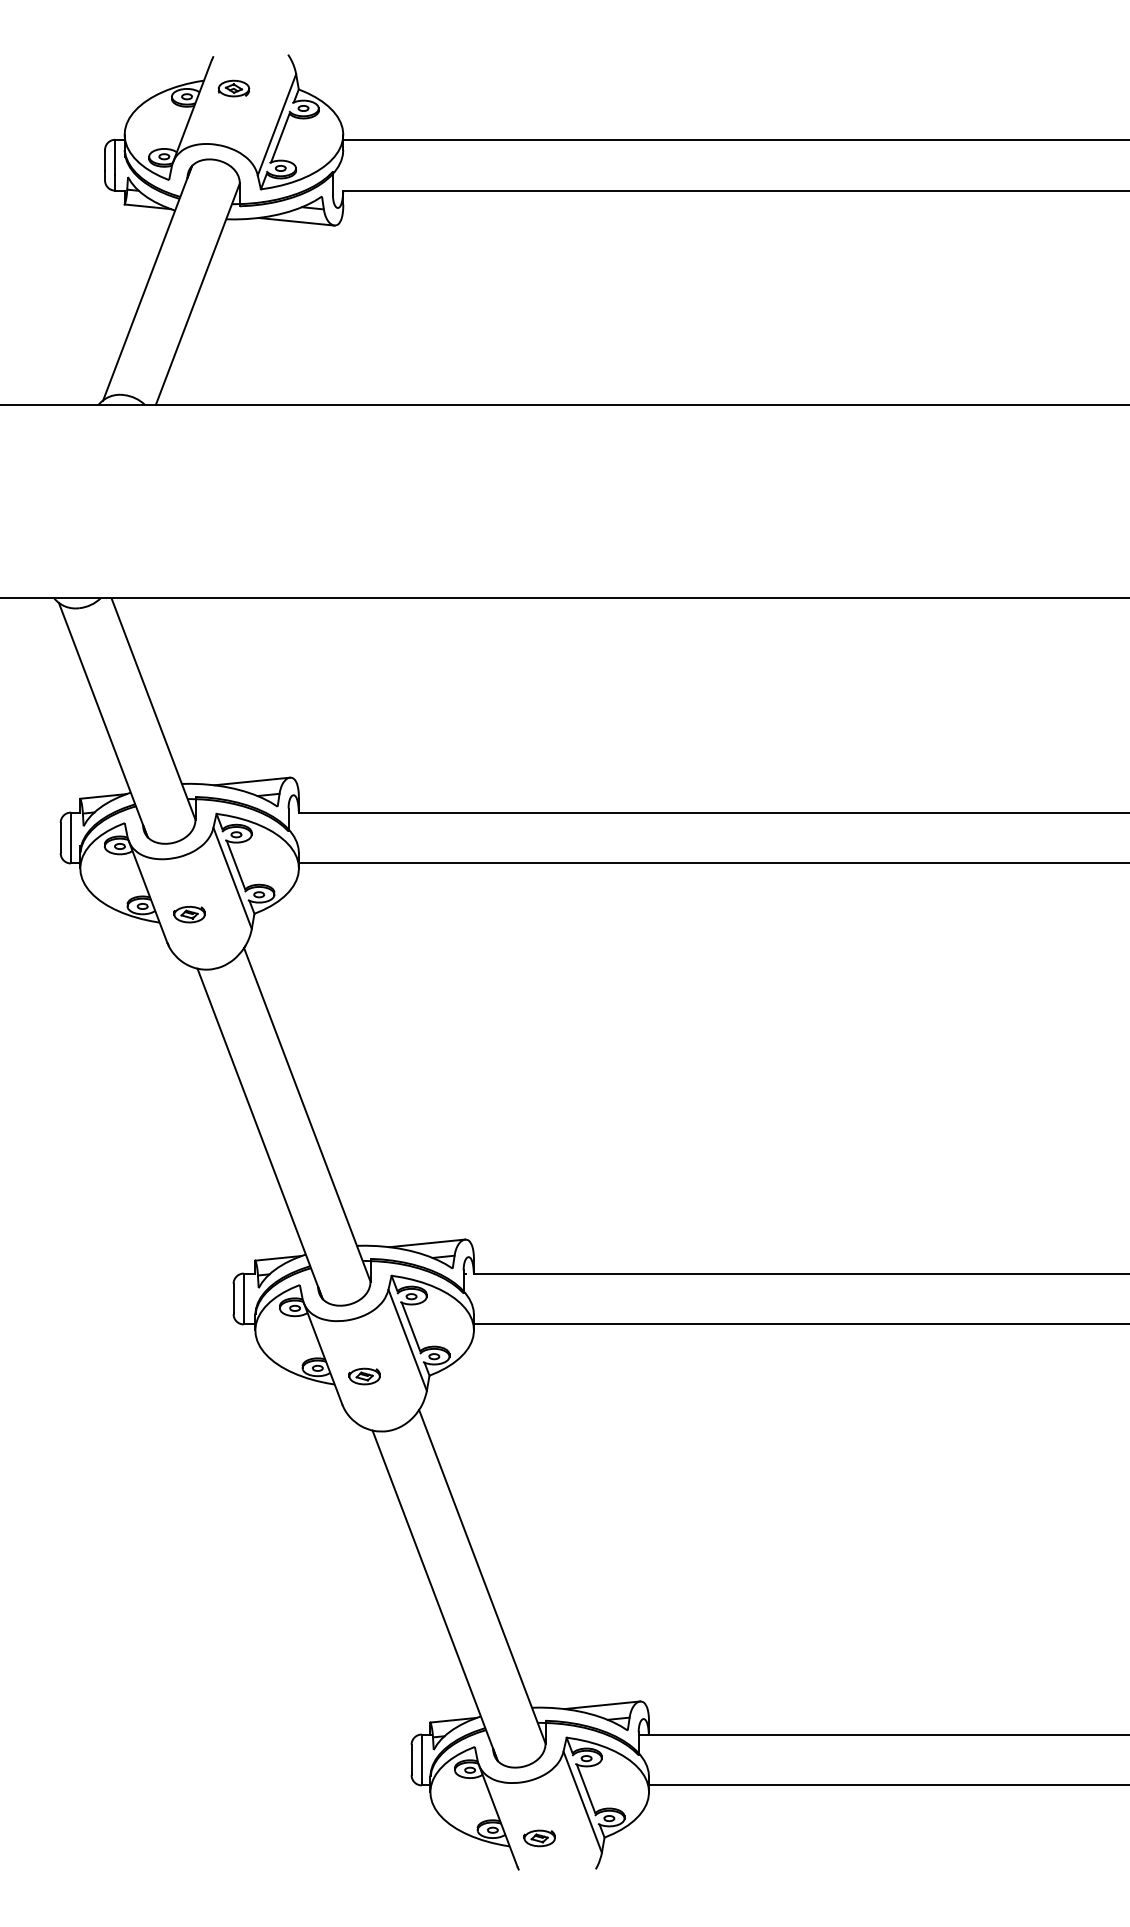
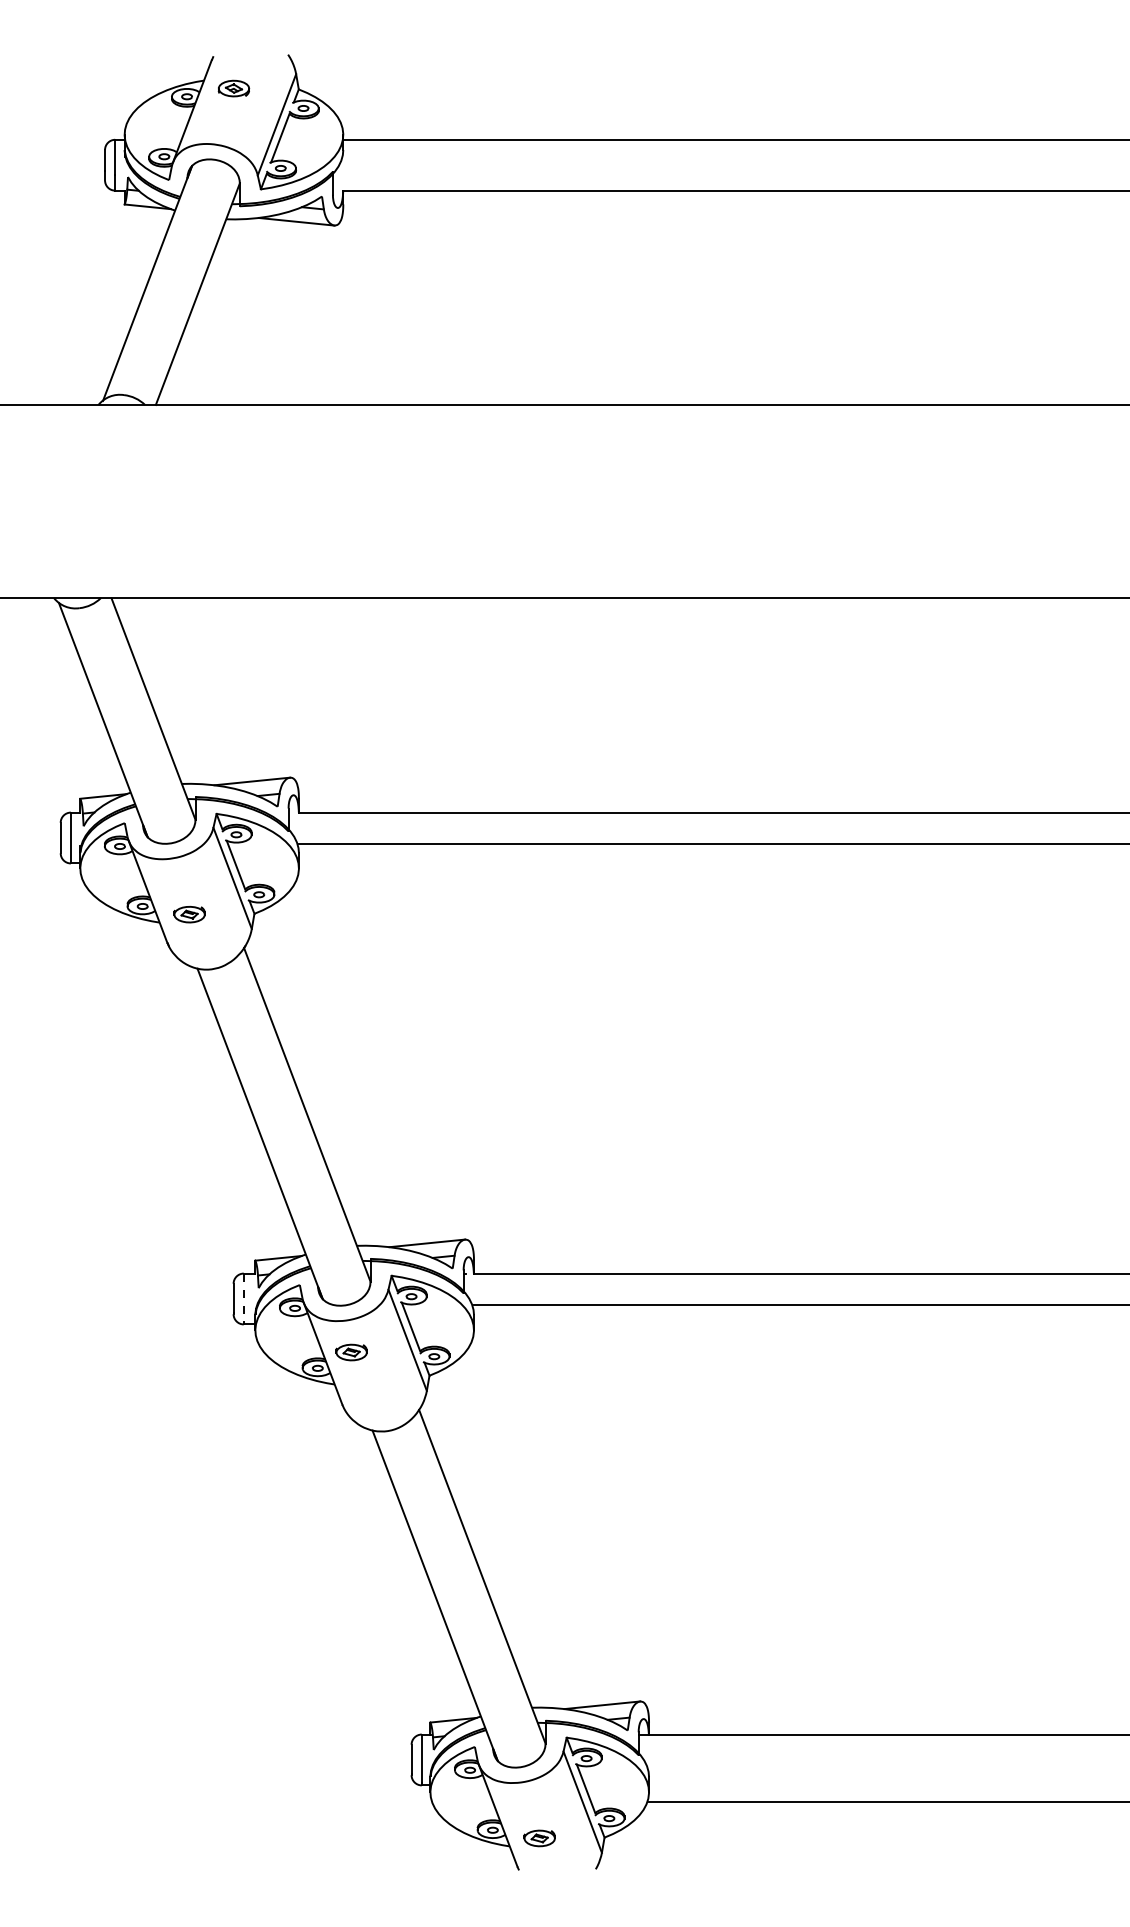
line position: (712, 863) -> (712, 844) (712, 844)
line: solid -> dashed (243, 1298)
line position: (800, 1324) -> (800, 1305) (800, 1305)
part position: (364, 1376) -> (351, 1352) (351, 1352)
line position: (887, 1785) -> (887, 1802) (887, 1802)
